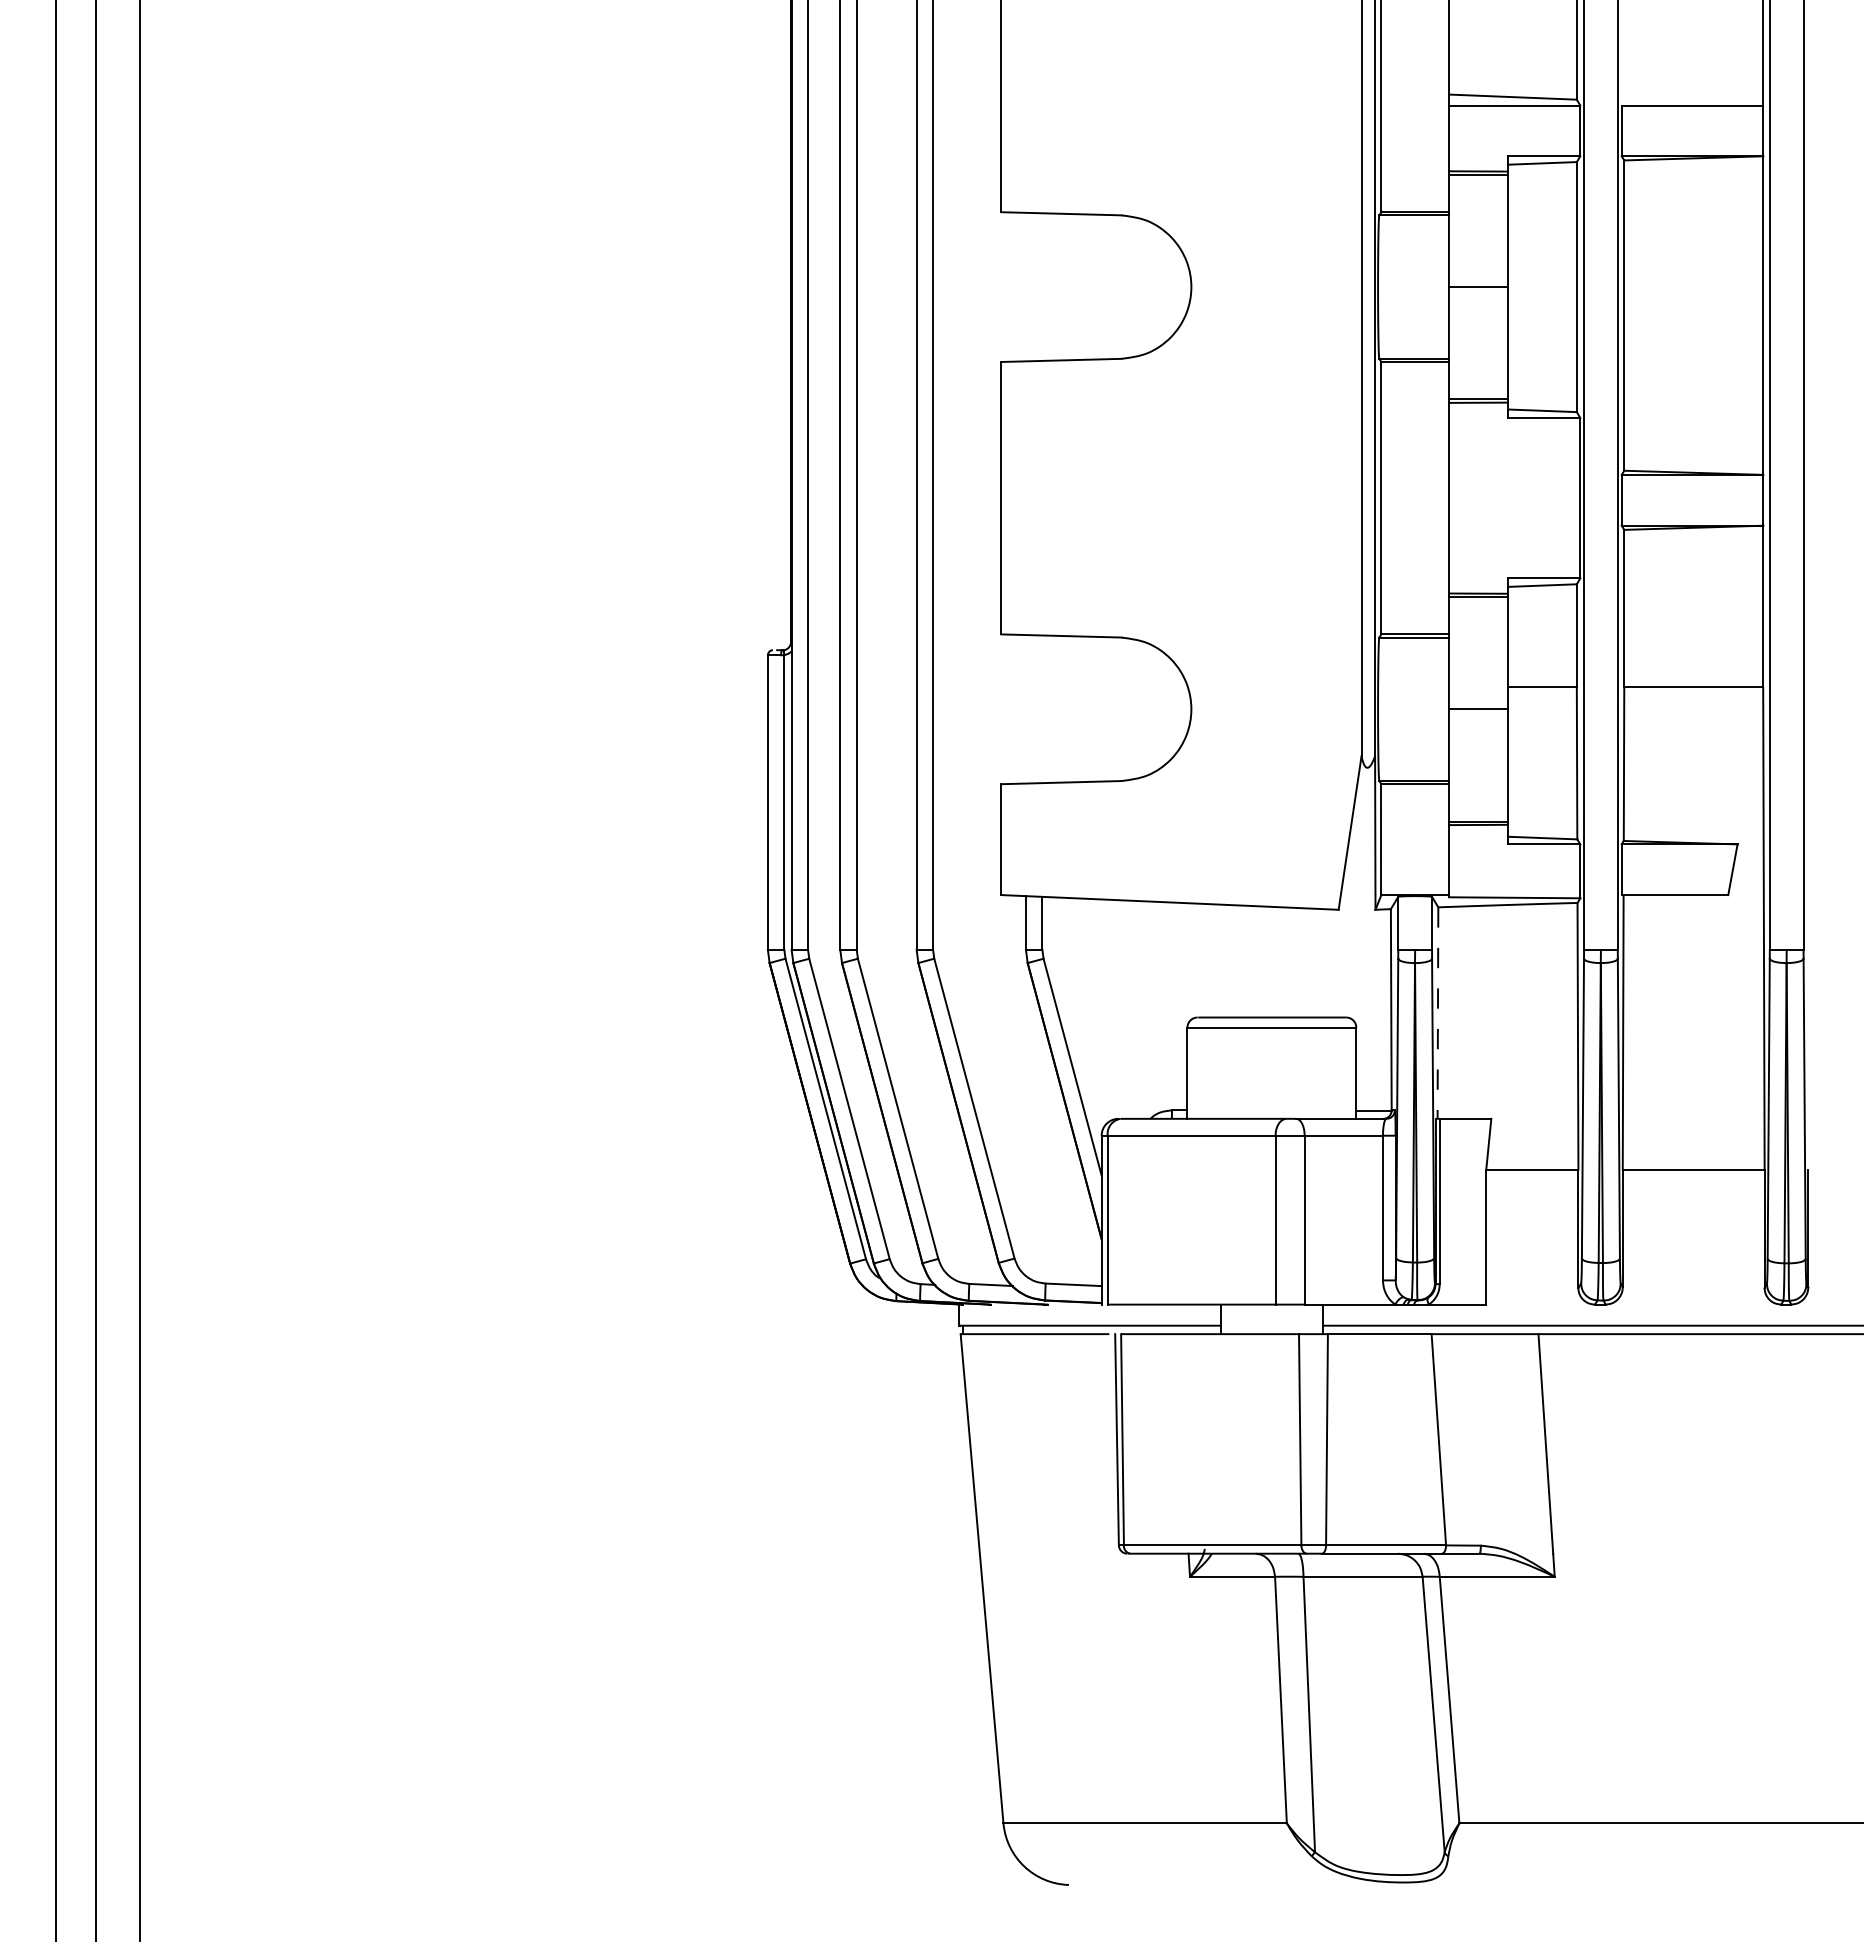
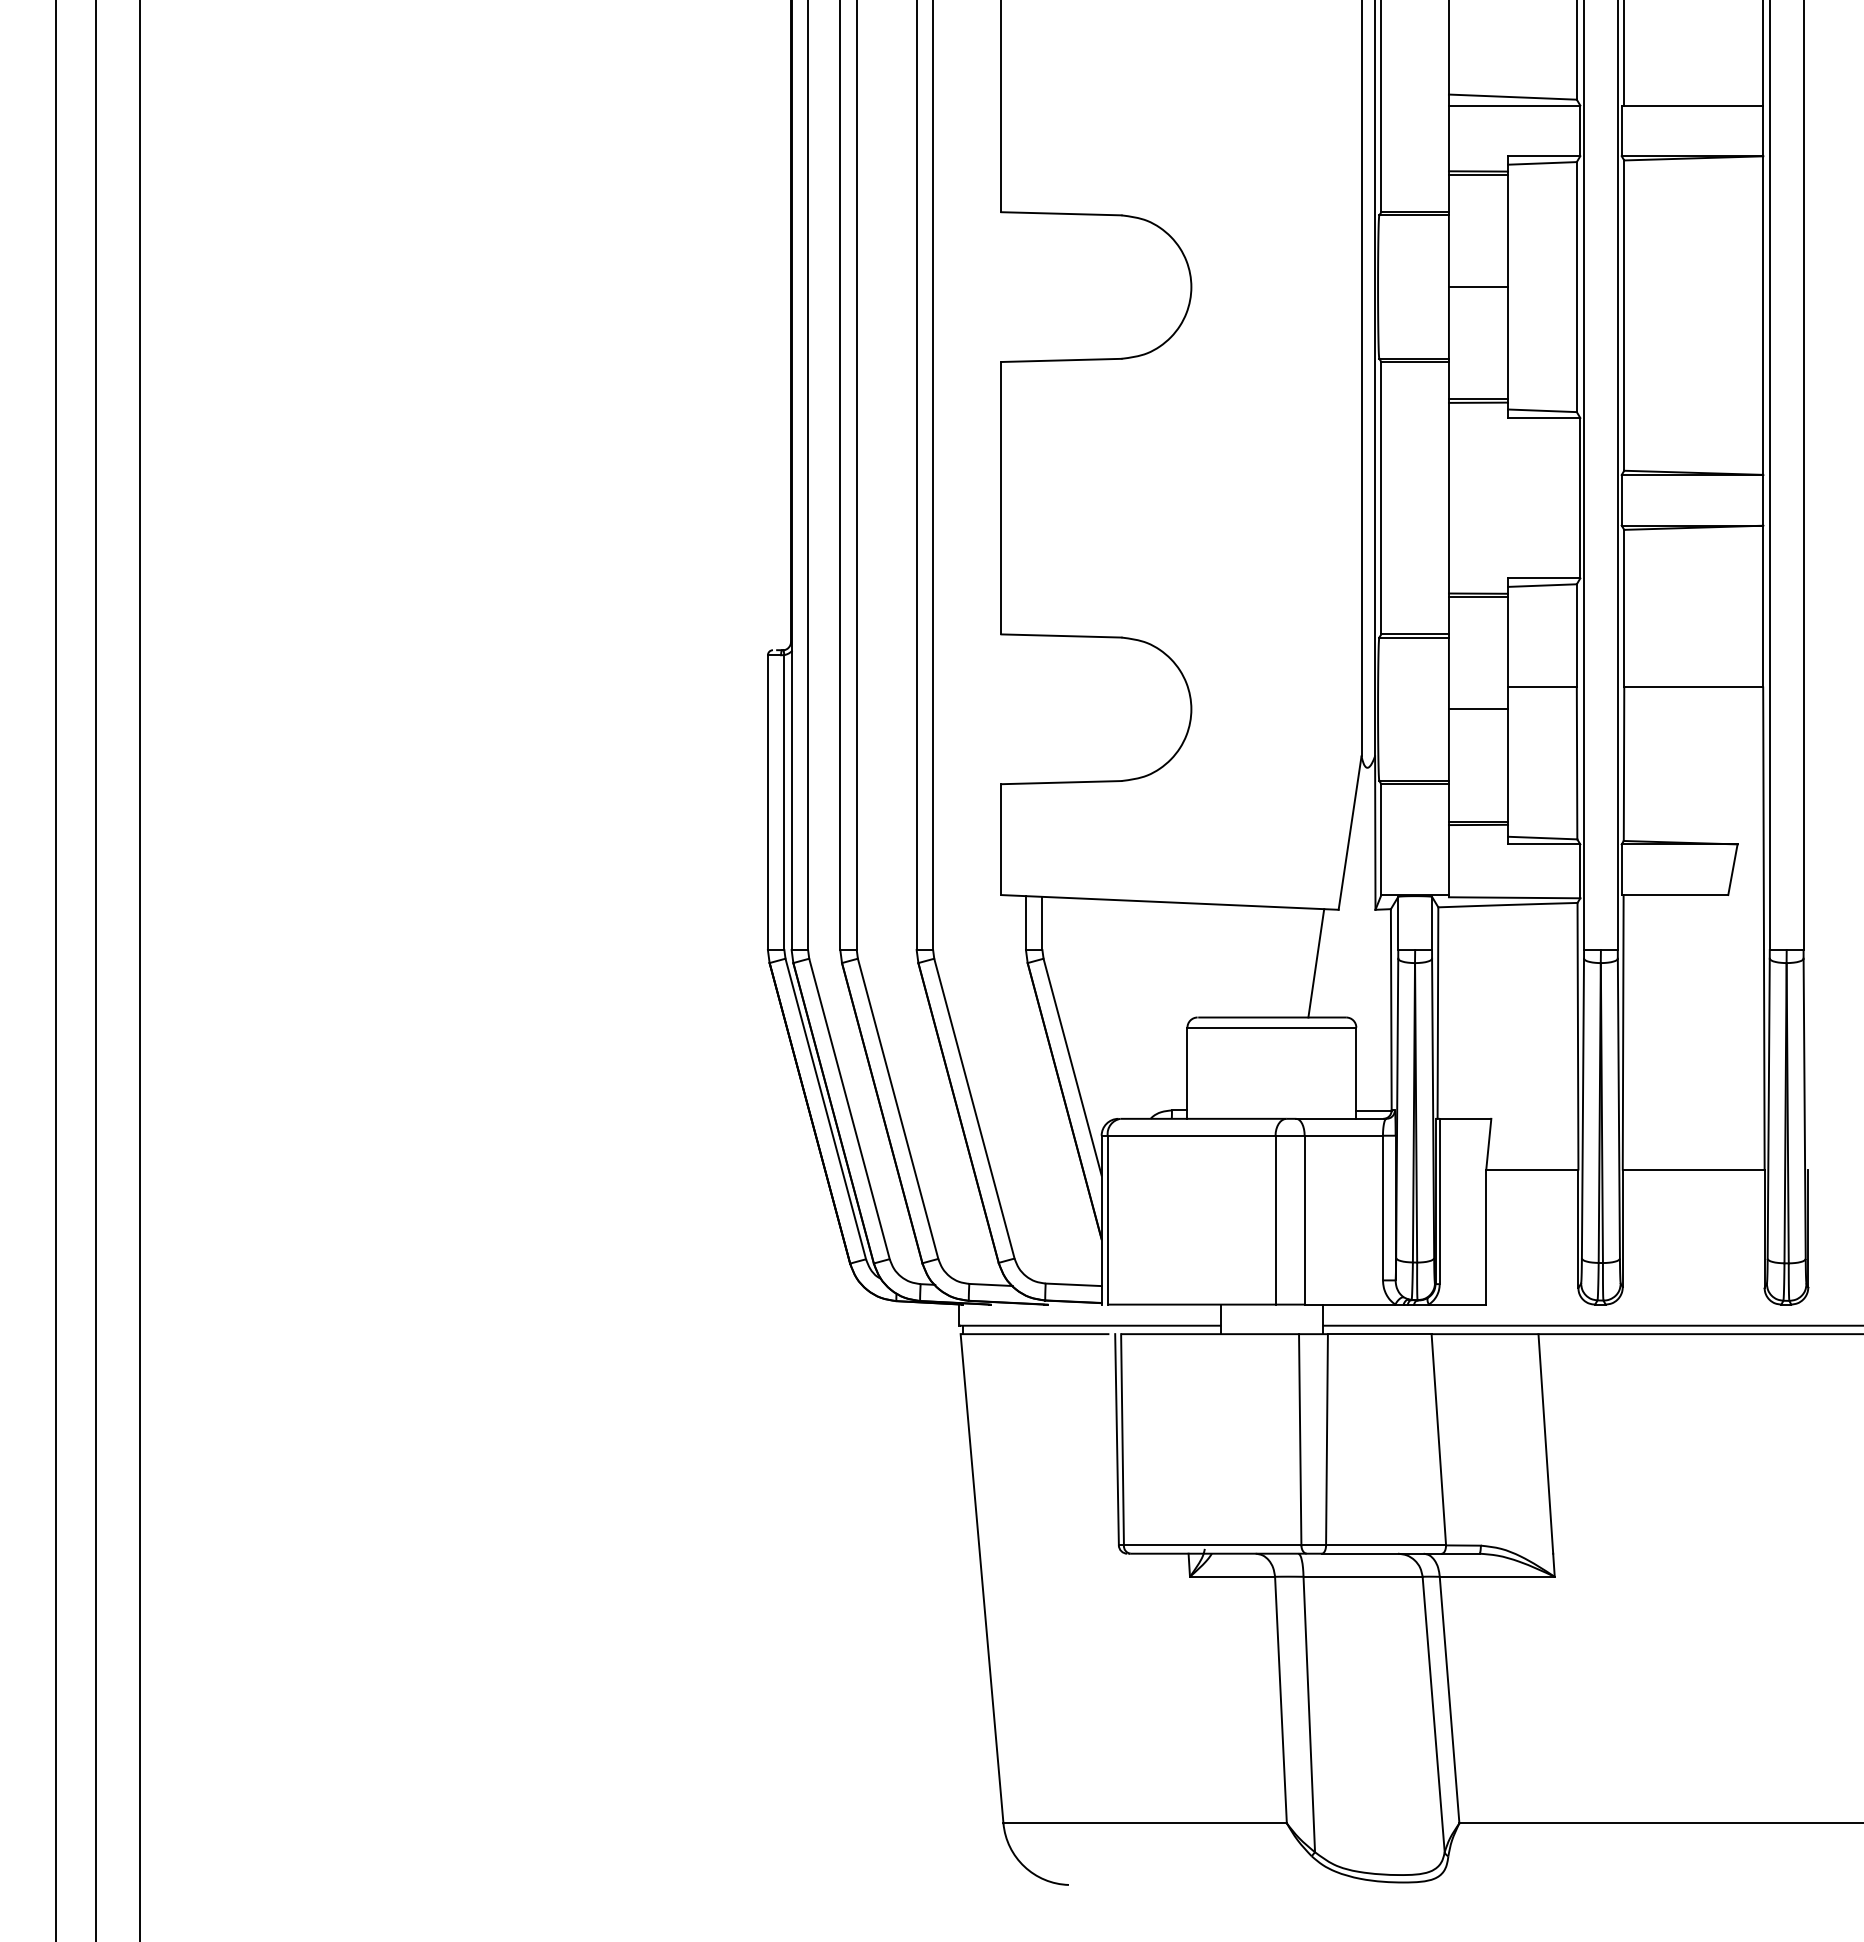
line: none -> present (1624, 53)
line: none -> present (1316, 963)
line: dashed -> solid (1437, 1013)
